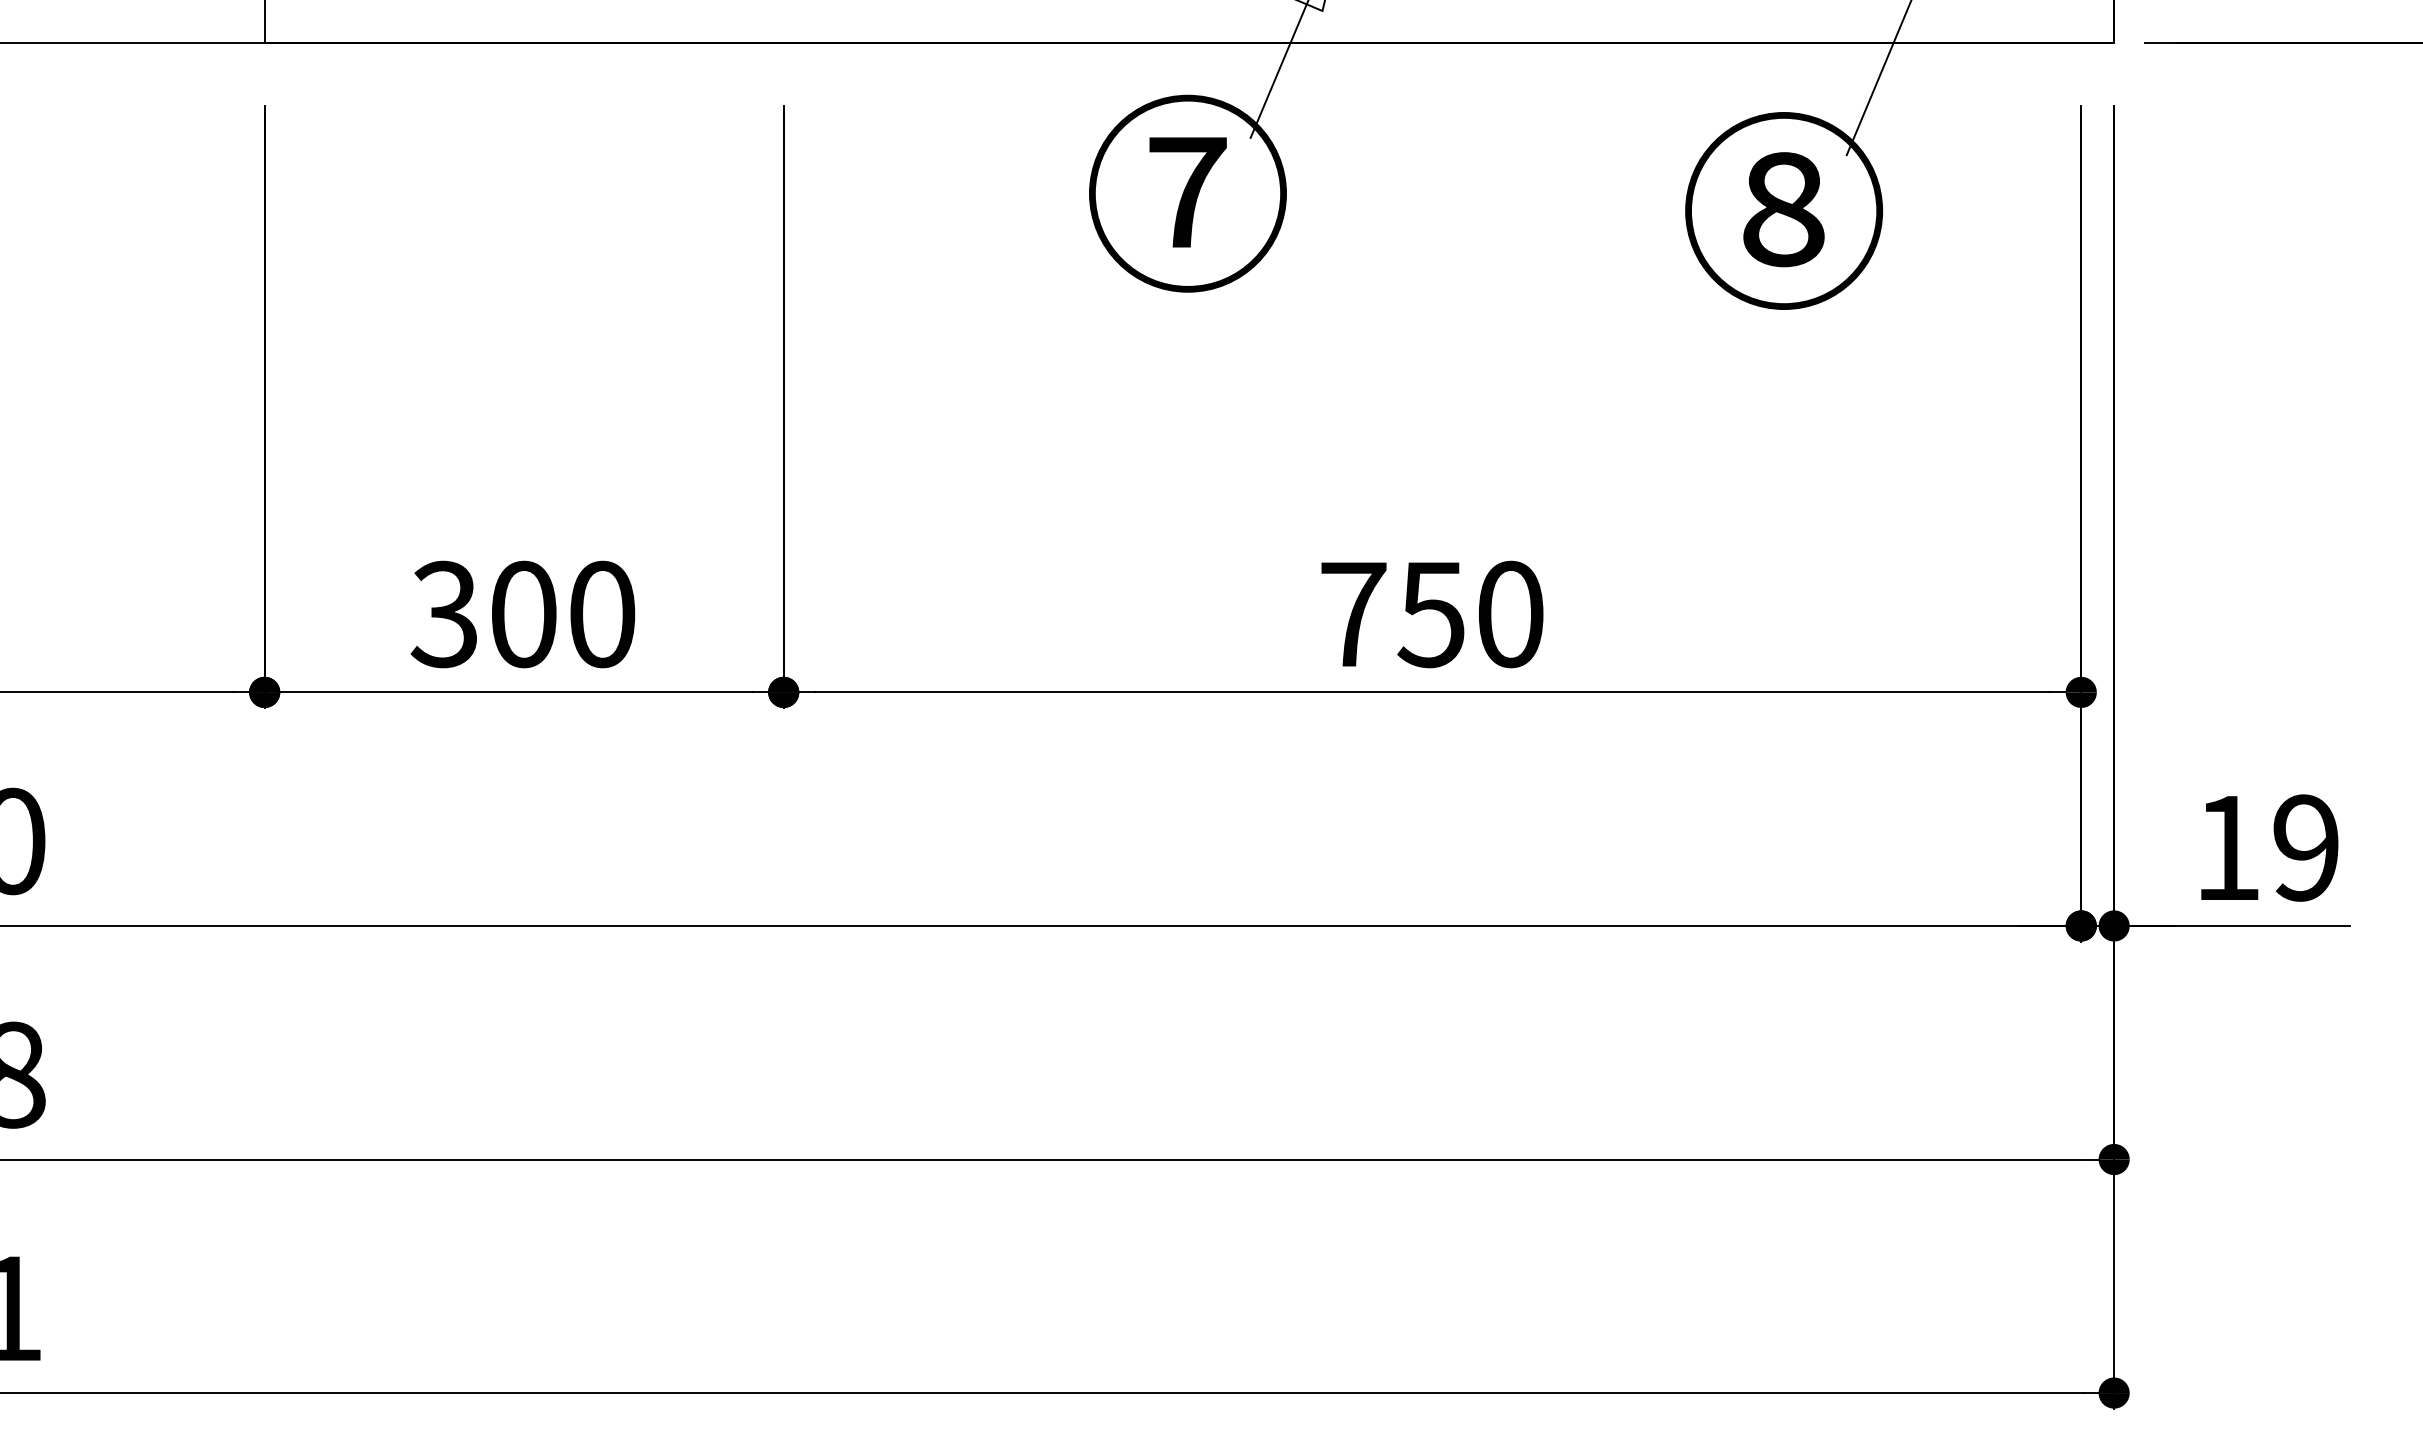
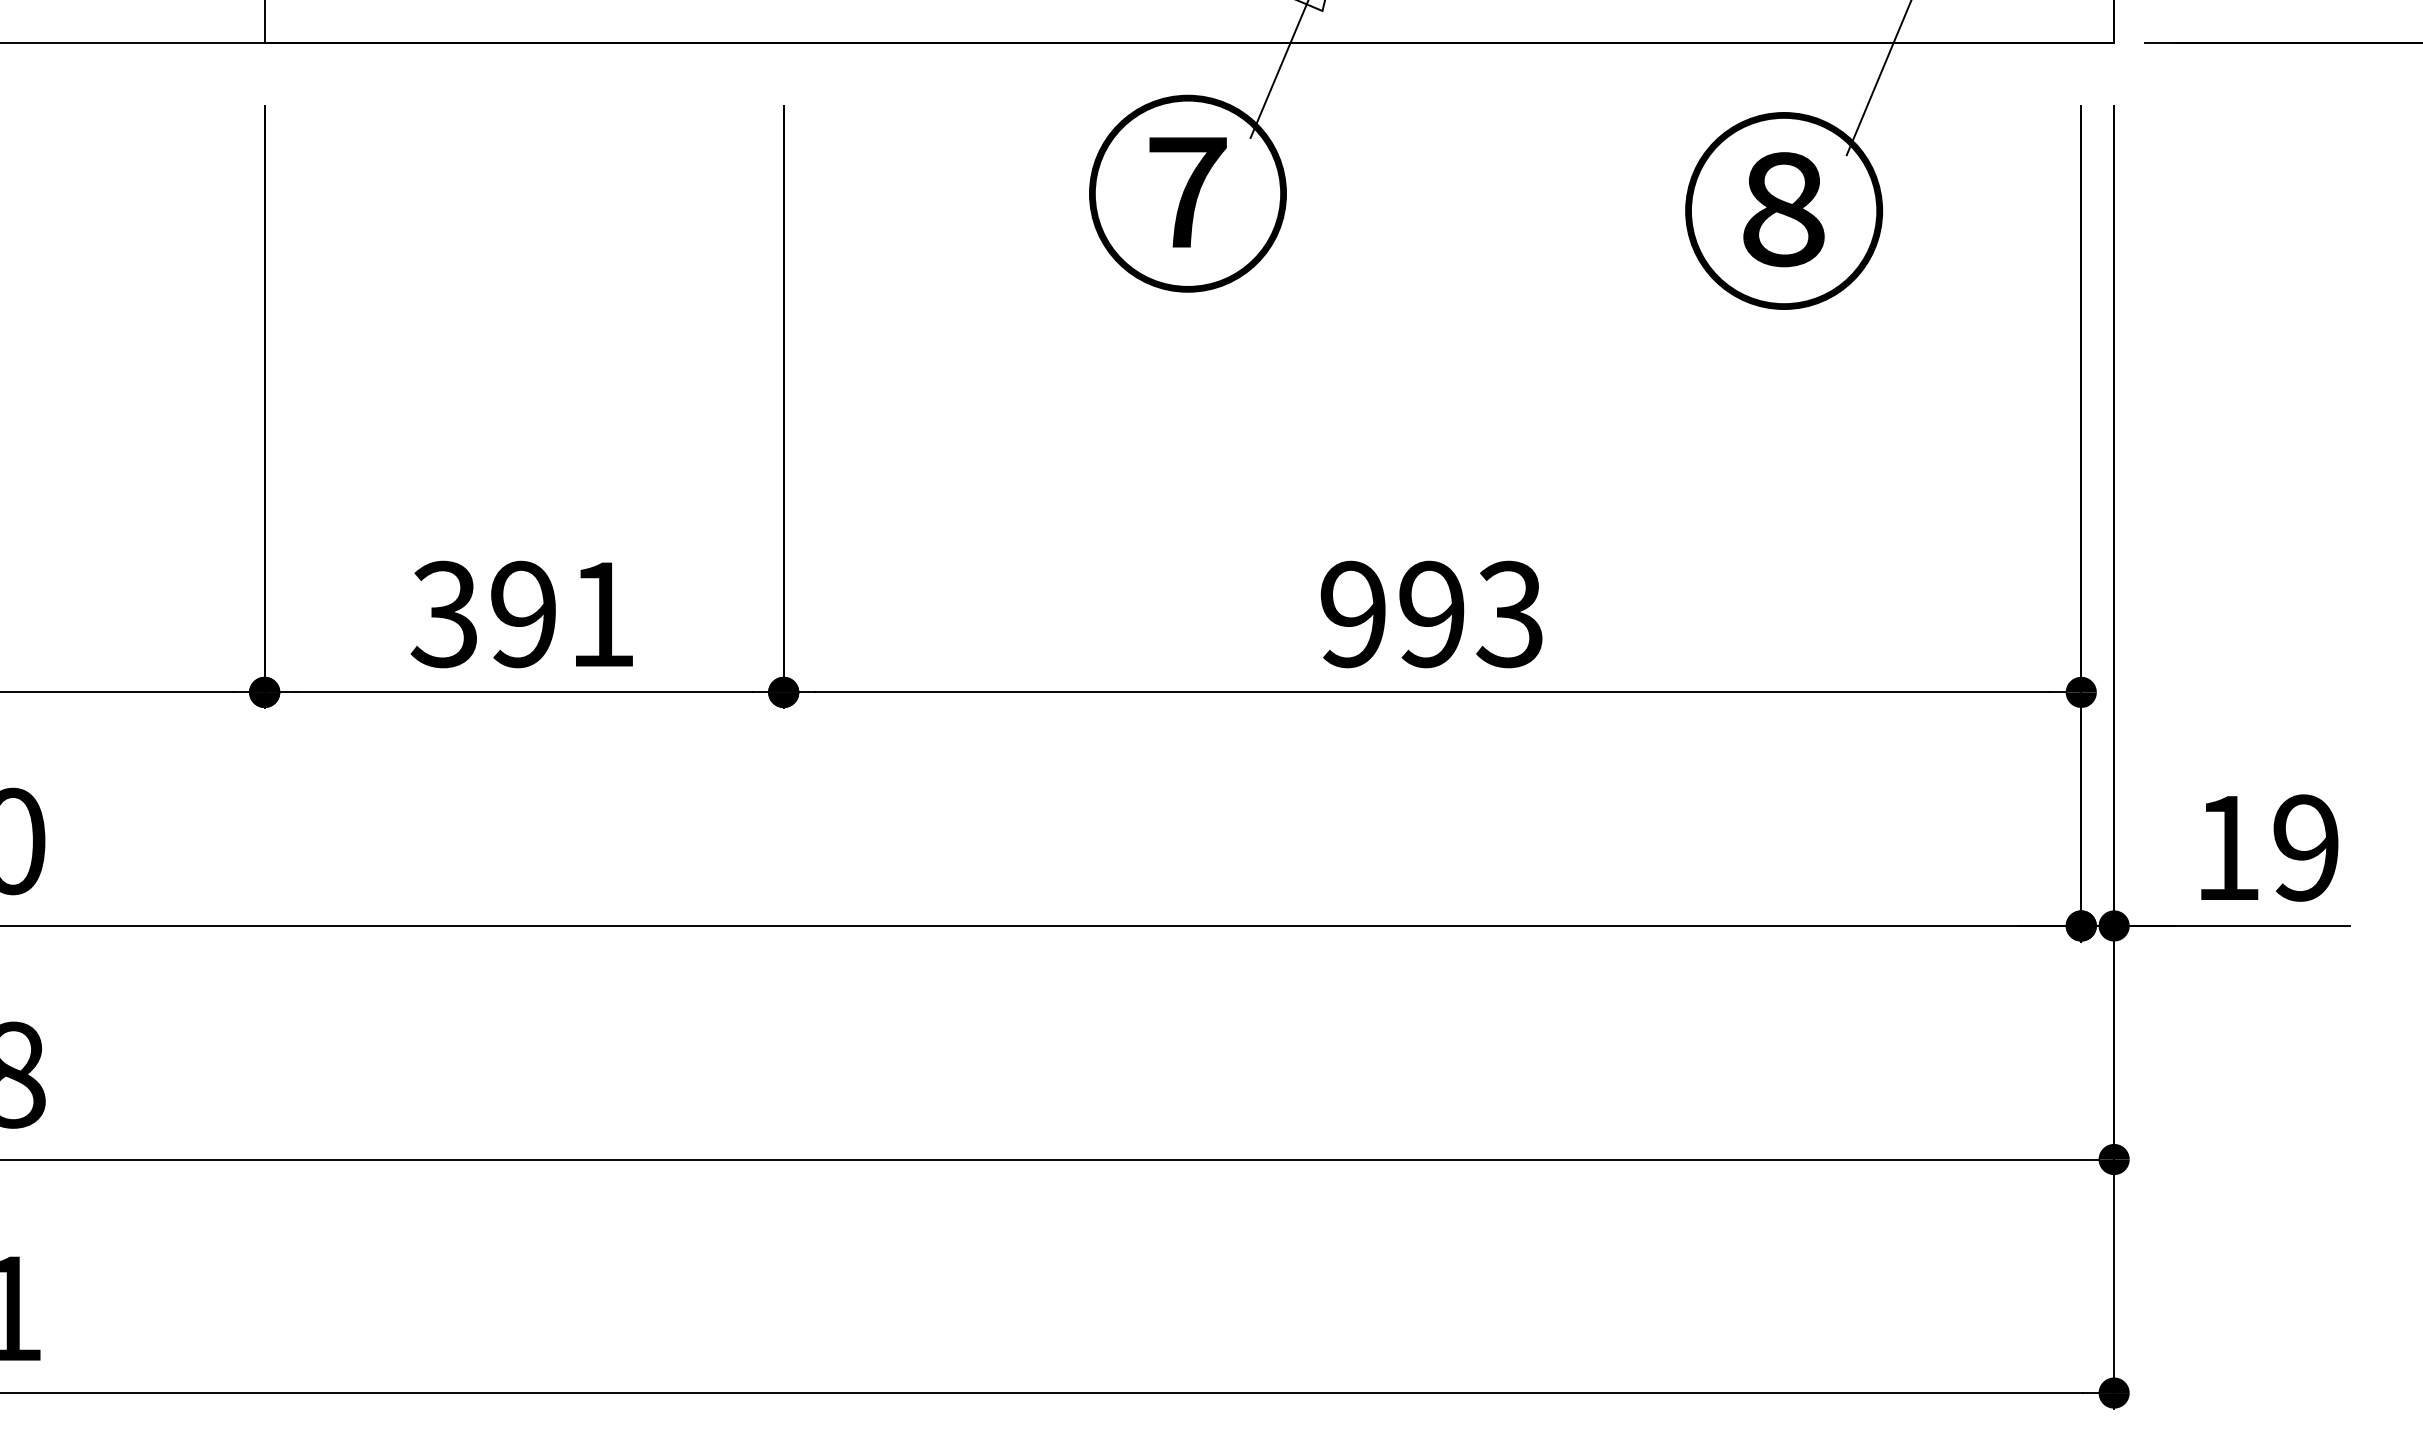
text: 300 -> 391 (563, 614)
text: 750 -> 993 (1431, 614)
